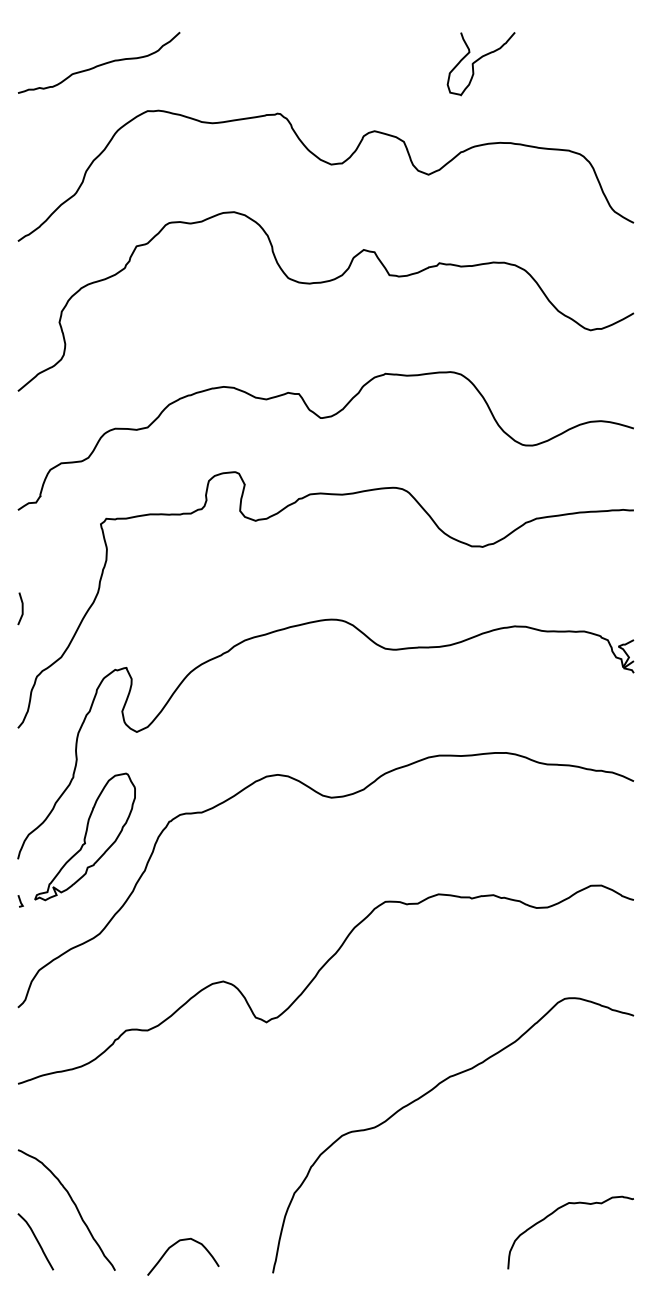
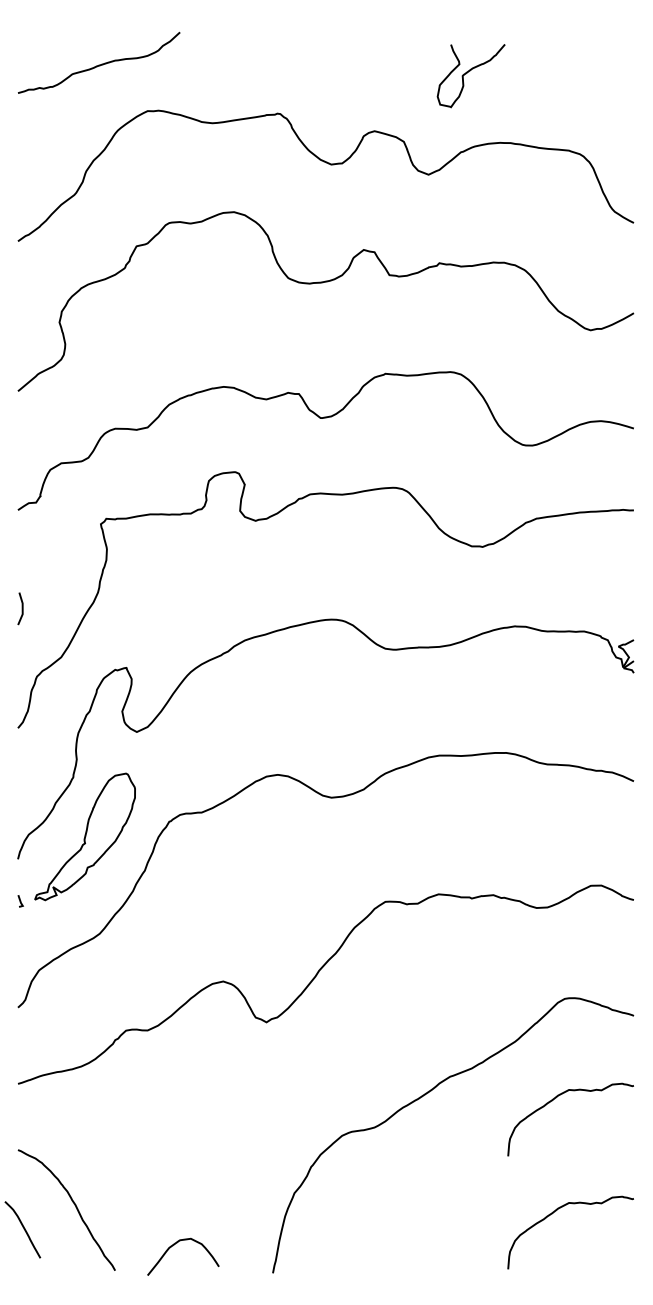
curve position: (477, 61) -> (467, 73) (467, 73)
curve: none -> present (556, 1098)
curve position: (36, 1241) -> (23, 1229) (23, 1229)
